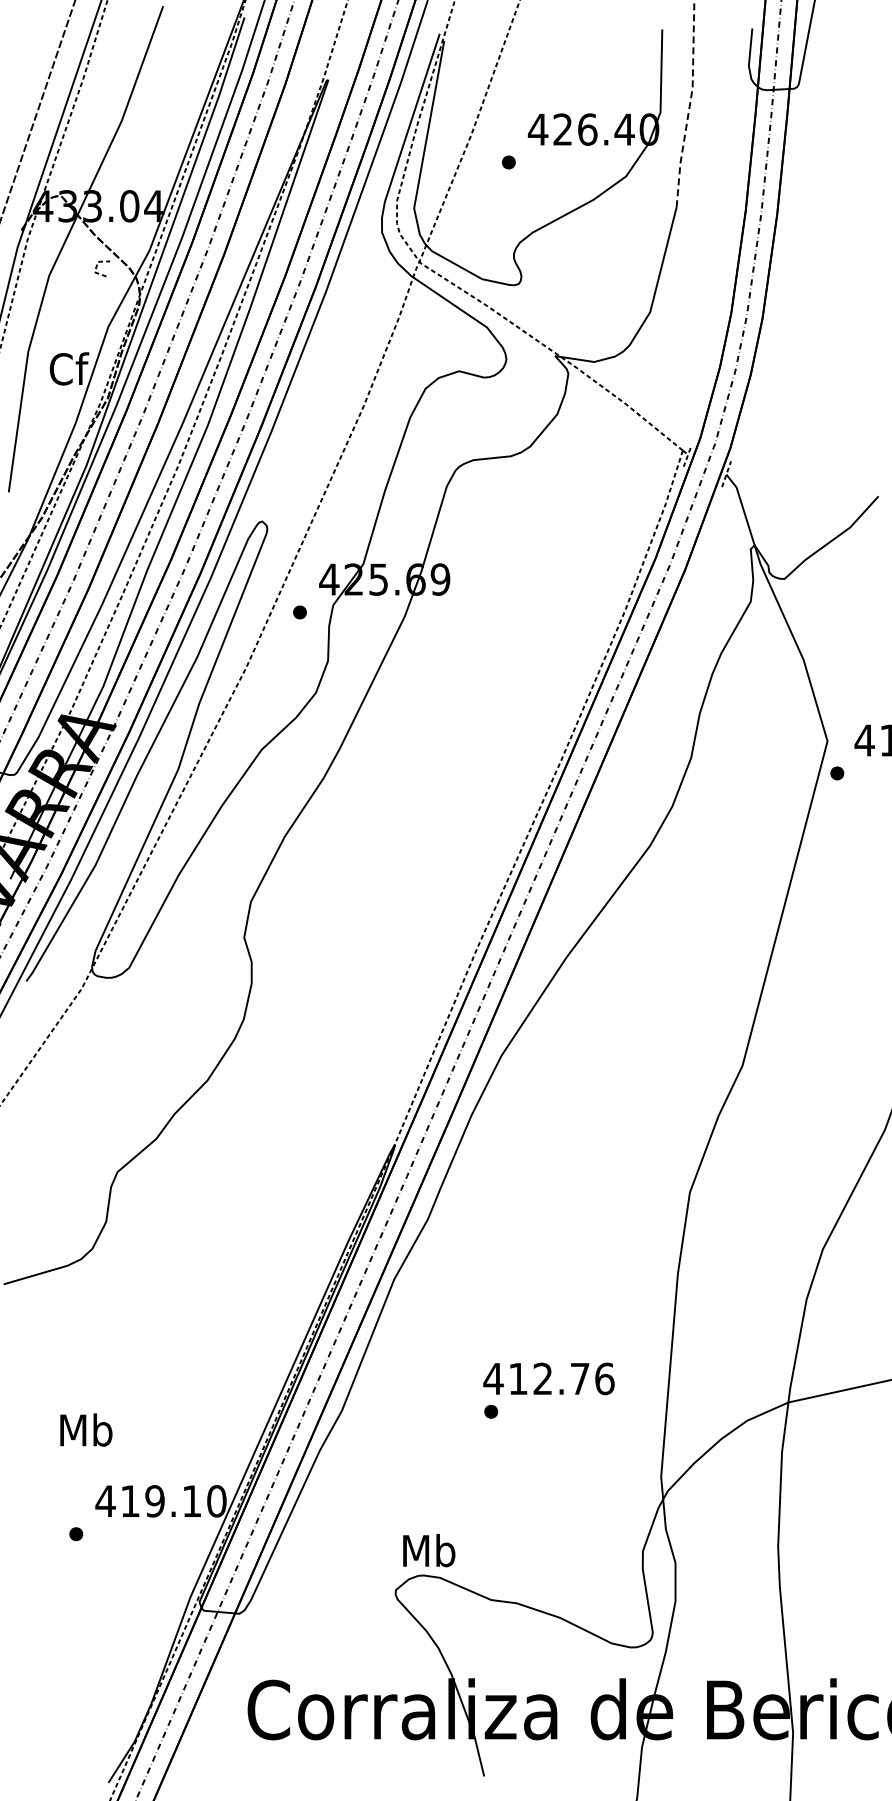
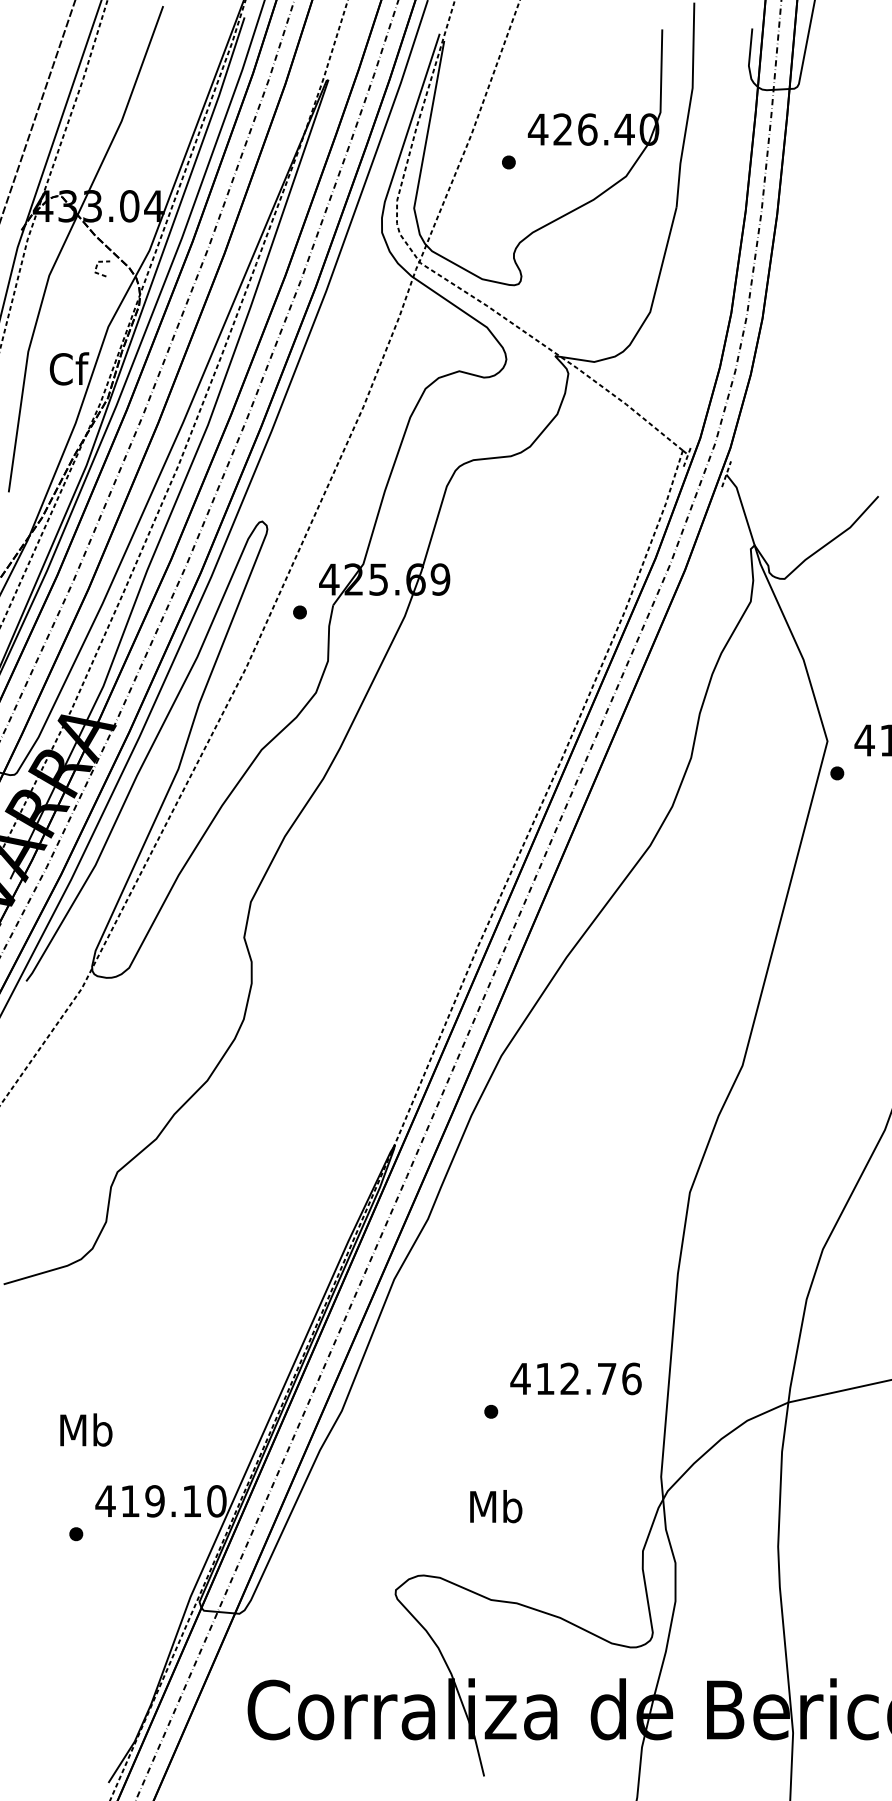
line: dashed -> solid (689, 104)
text position: (548, 1378) -> (575, 1378) (575, 1378)
text position: (429, 1550) -> (496, 1506) (496, 1506)
